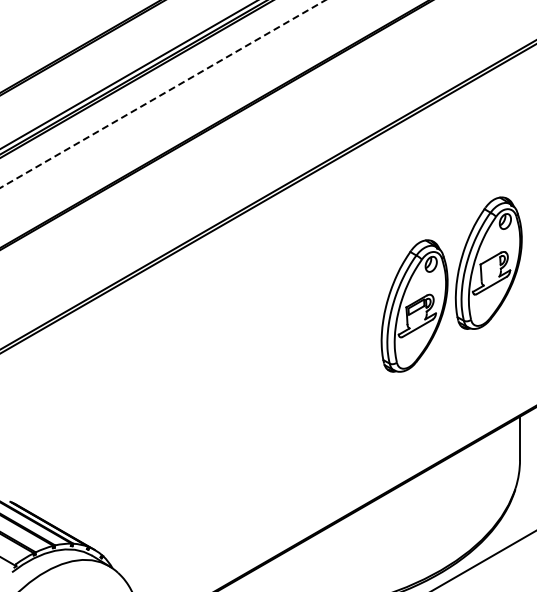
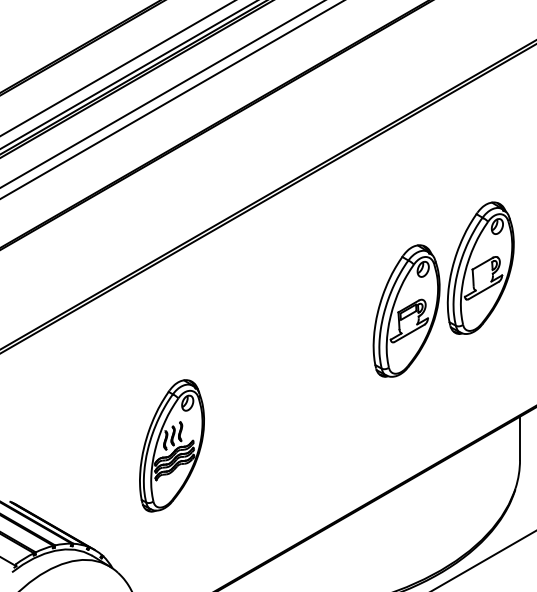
line: none -> present (117, 68)
line: dashed -> solid (162, 94)
line: none -> present (171, 99)
part position: (451, 284) -> (443, 289) (443, 289)
part: none -> present (171, 445)
